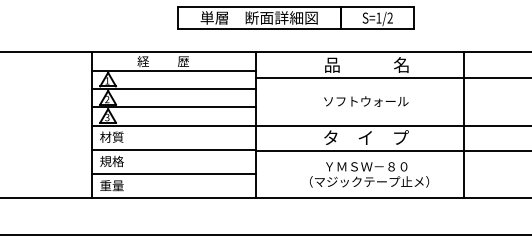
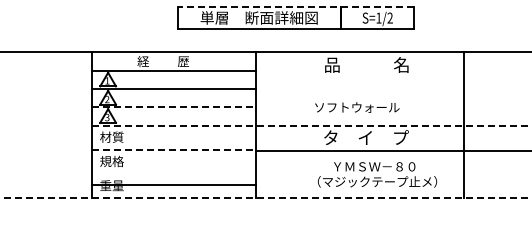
line: solid -> dashed (295, 7)
line: present -> none (392, 78)
text position: (366, 101) -> (357, 107) (357, 107)
line: solid -> dashed (174, 107)
line: solid -> dashed (312, 125)
line: solid -> dashed (174, 149)
line position: (174, 174) -> (174, 185) (174, 185)
text position: (369, 174) -> (377, 174) (377, 174)
line: solid -> dashed (266, 198)
line: present -> none (265, 234)
